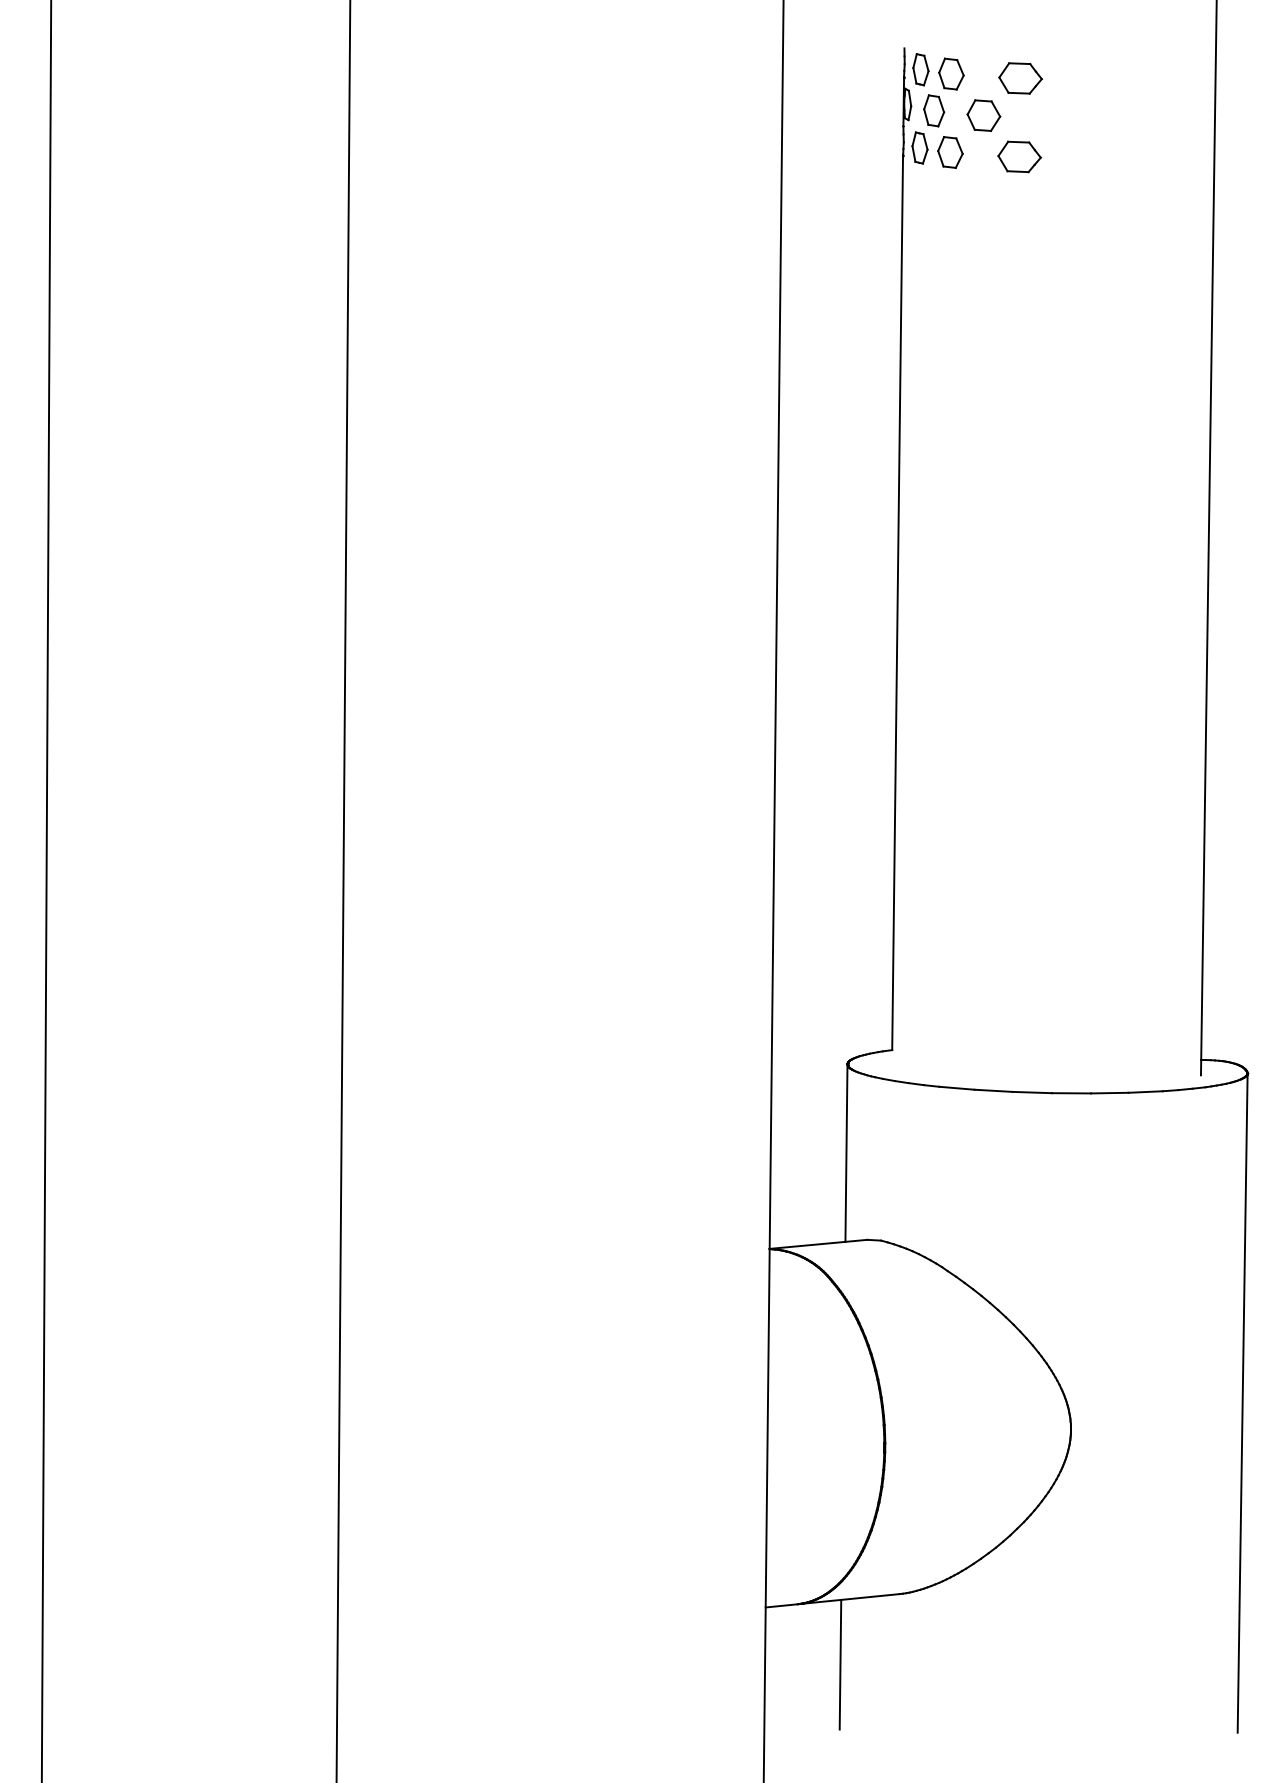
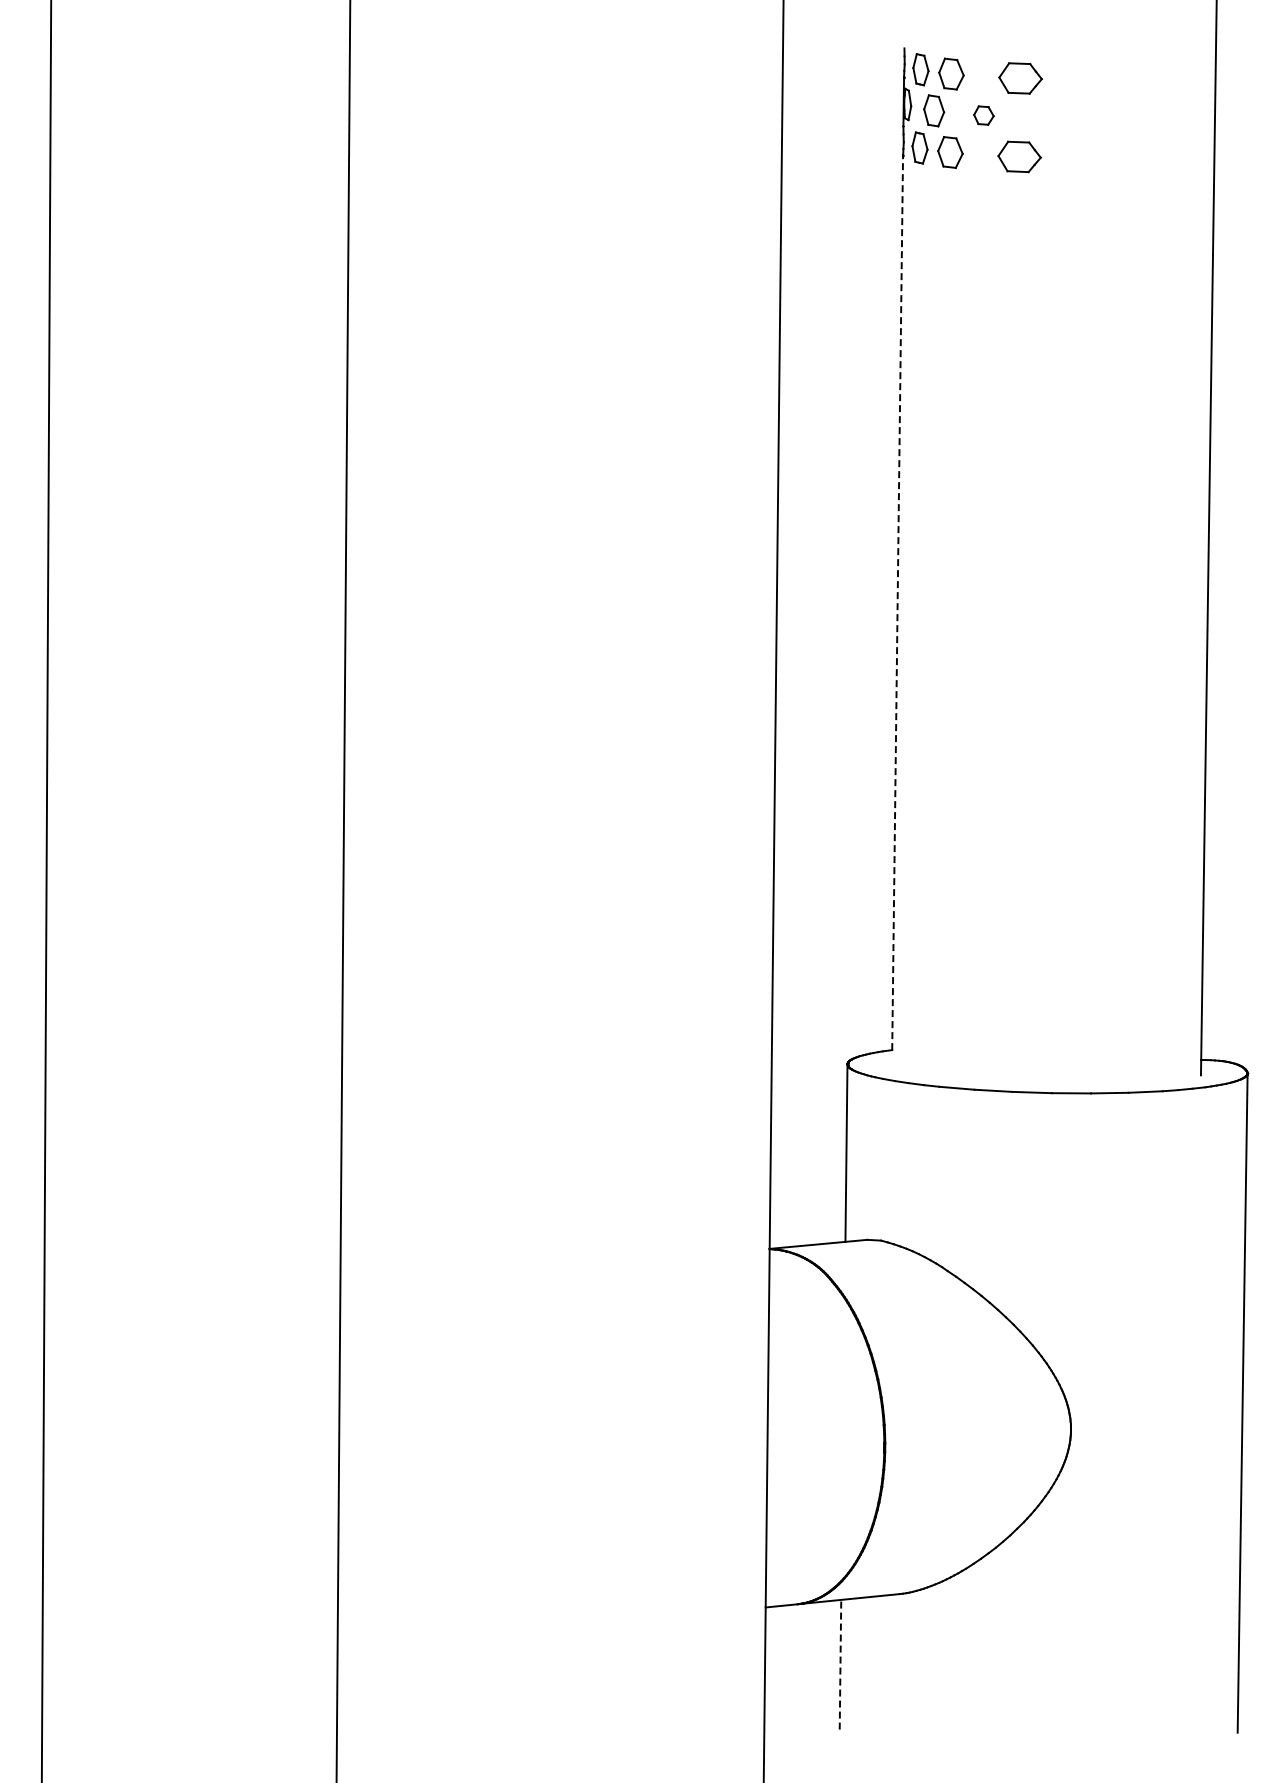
part size: 36x33 px -> 22x21 px (983, 115)
line: solid -> dashed (897, 602)
line: solid -> dashed (840, 1664)
